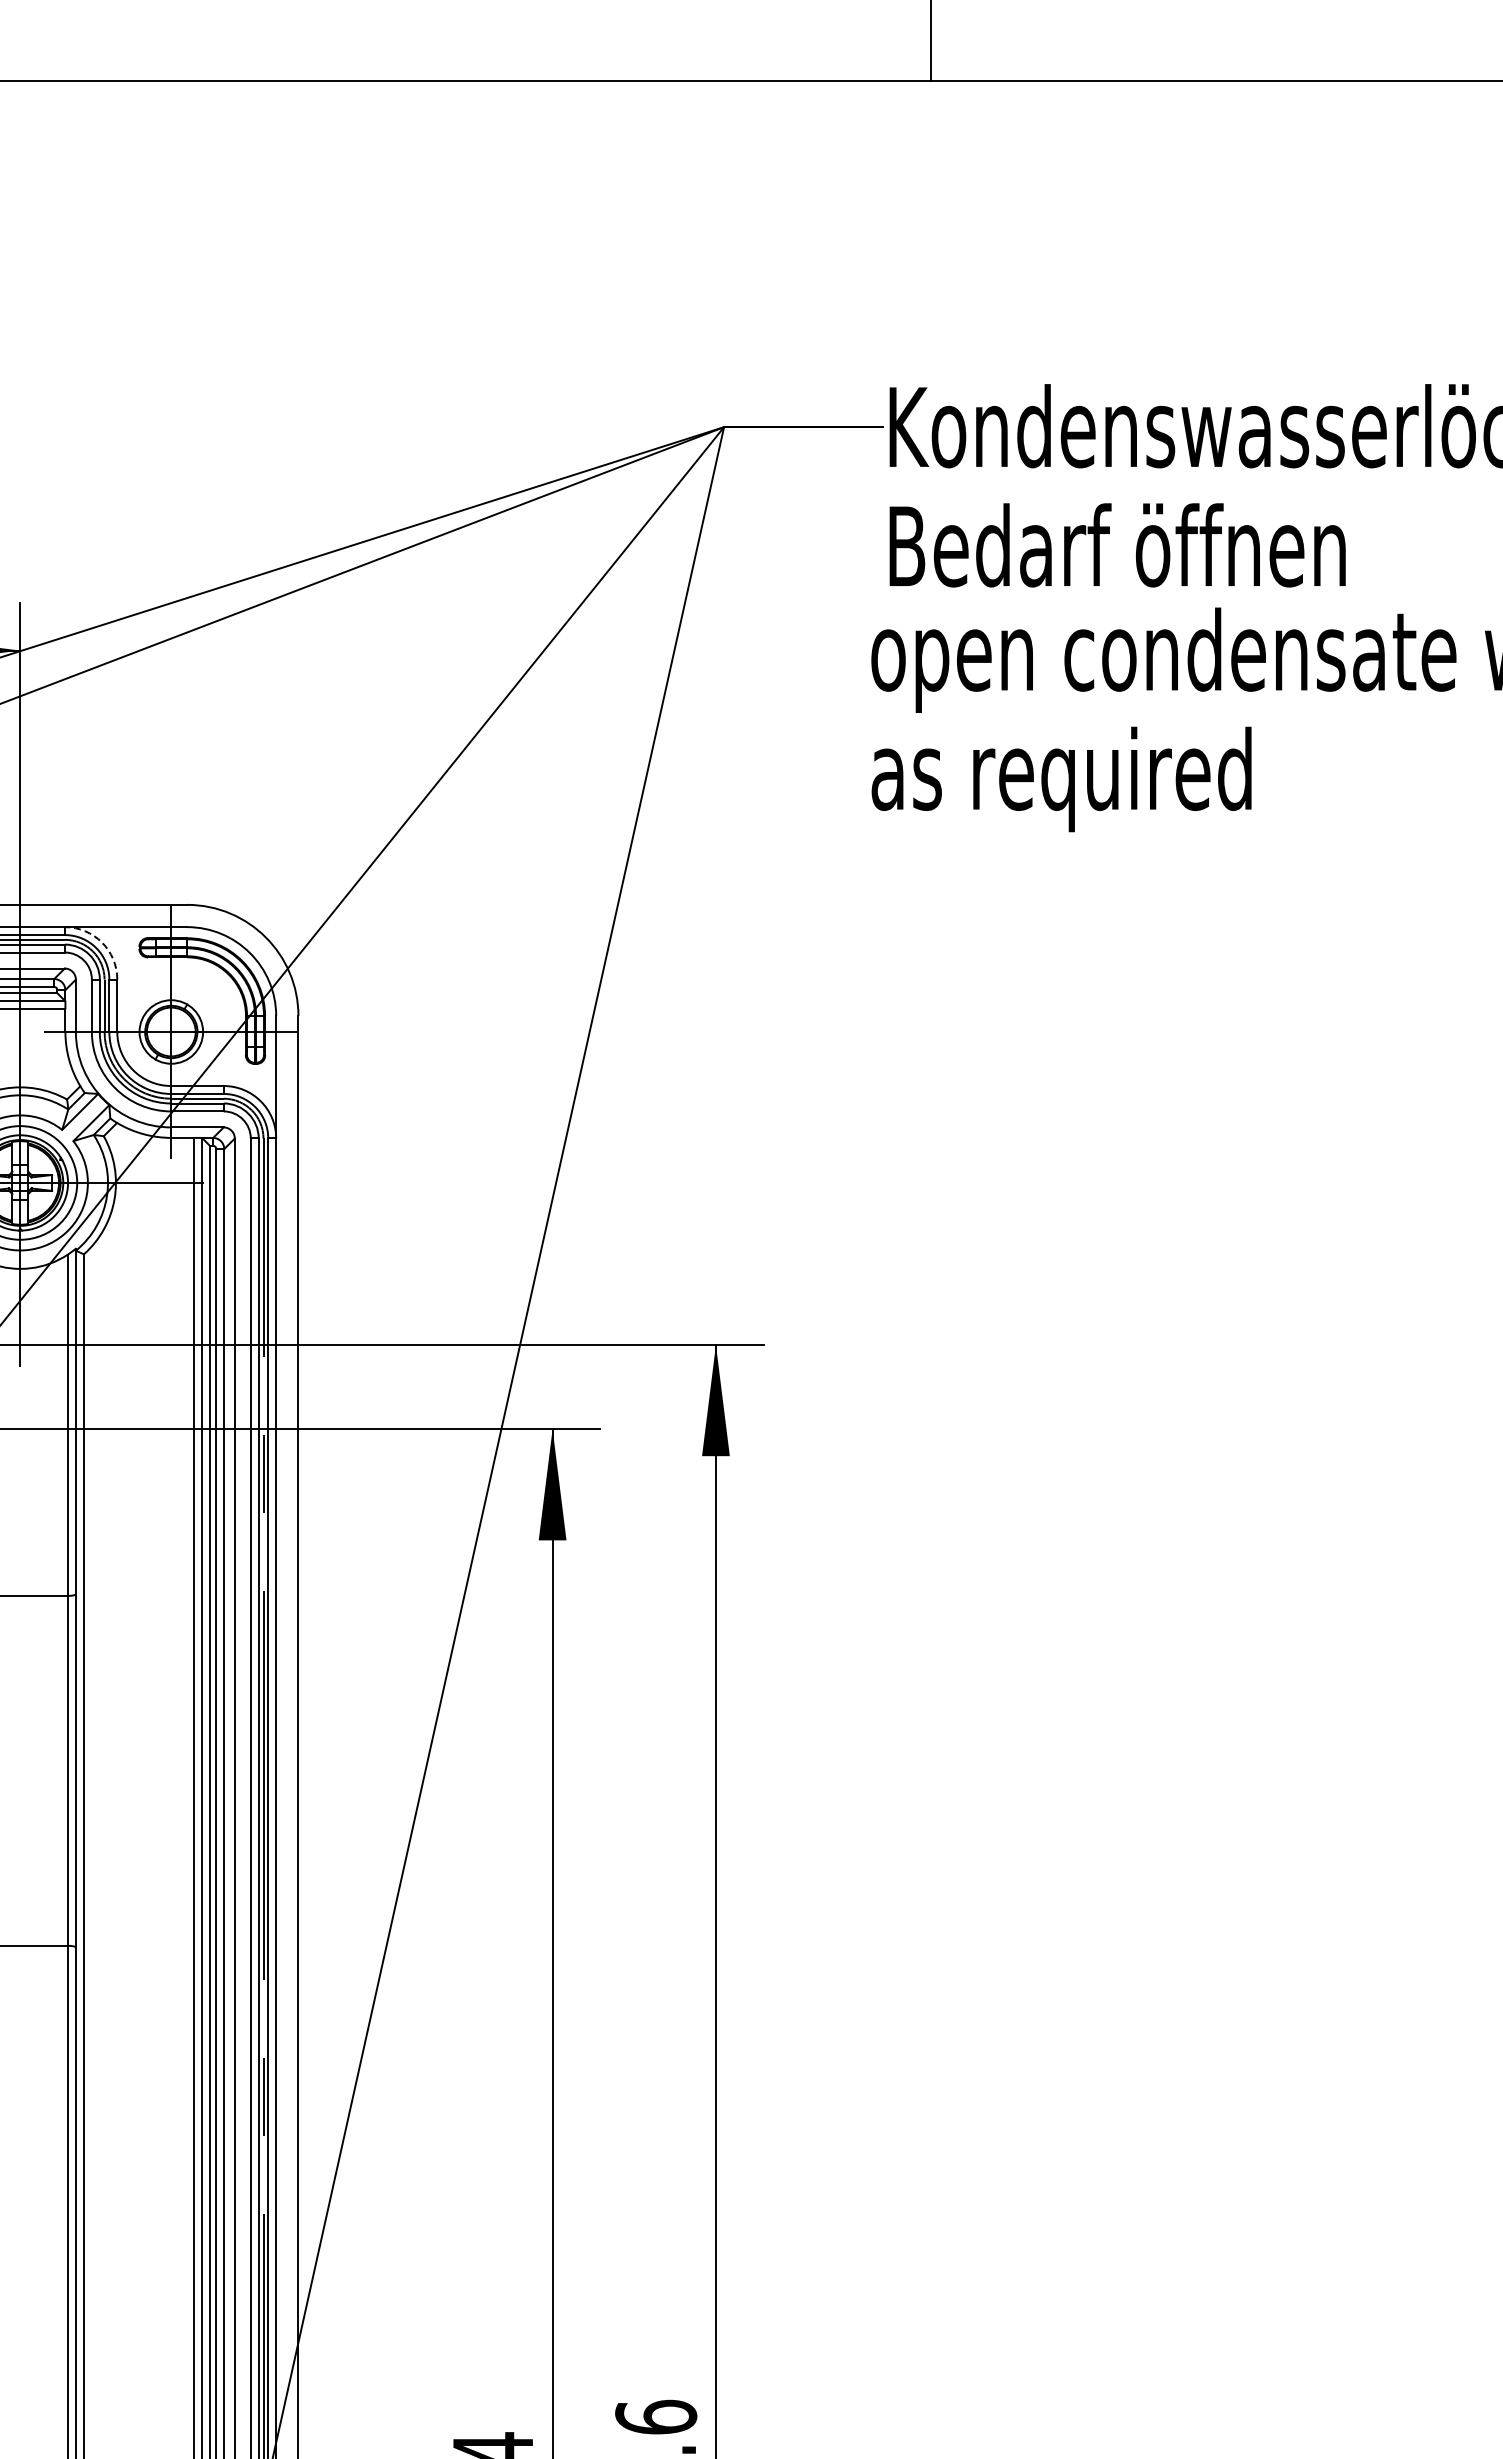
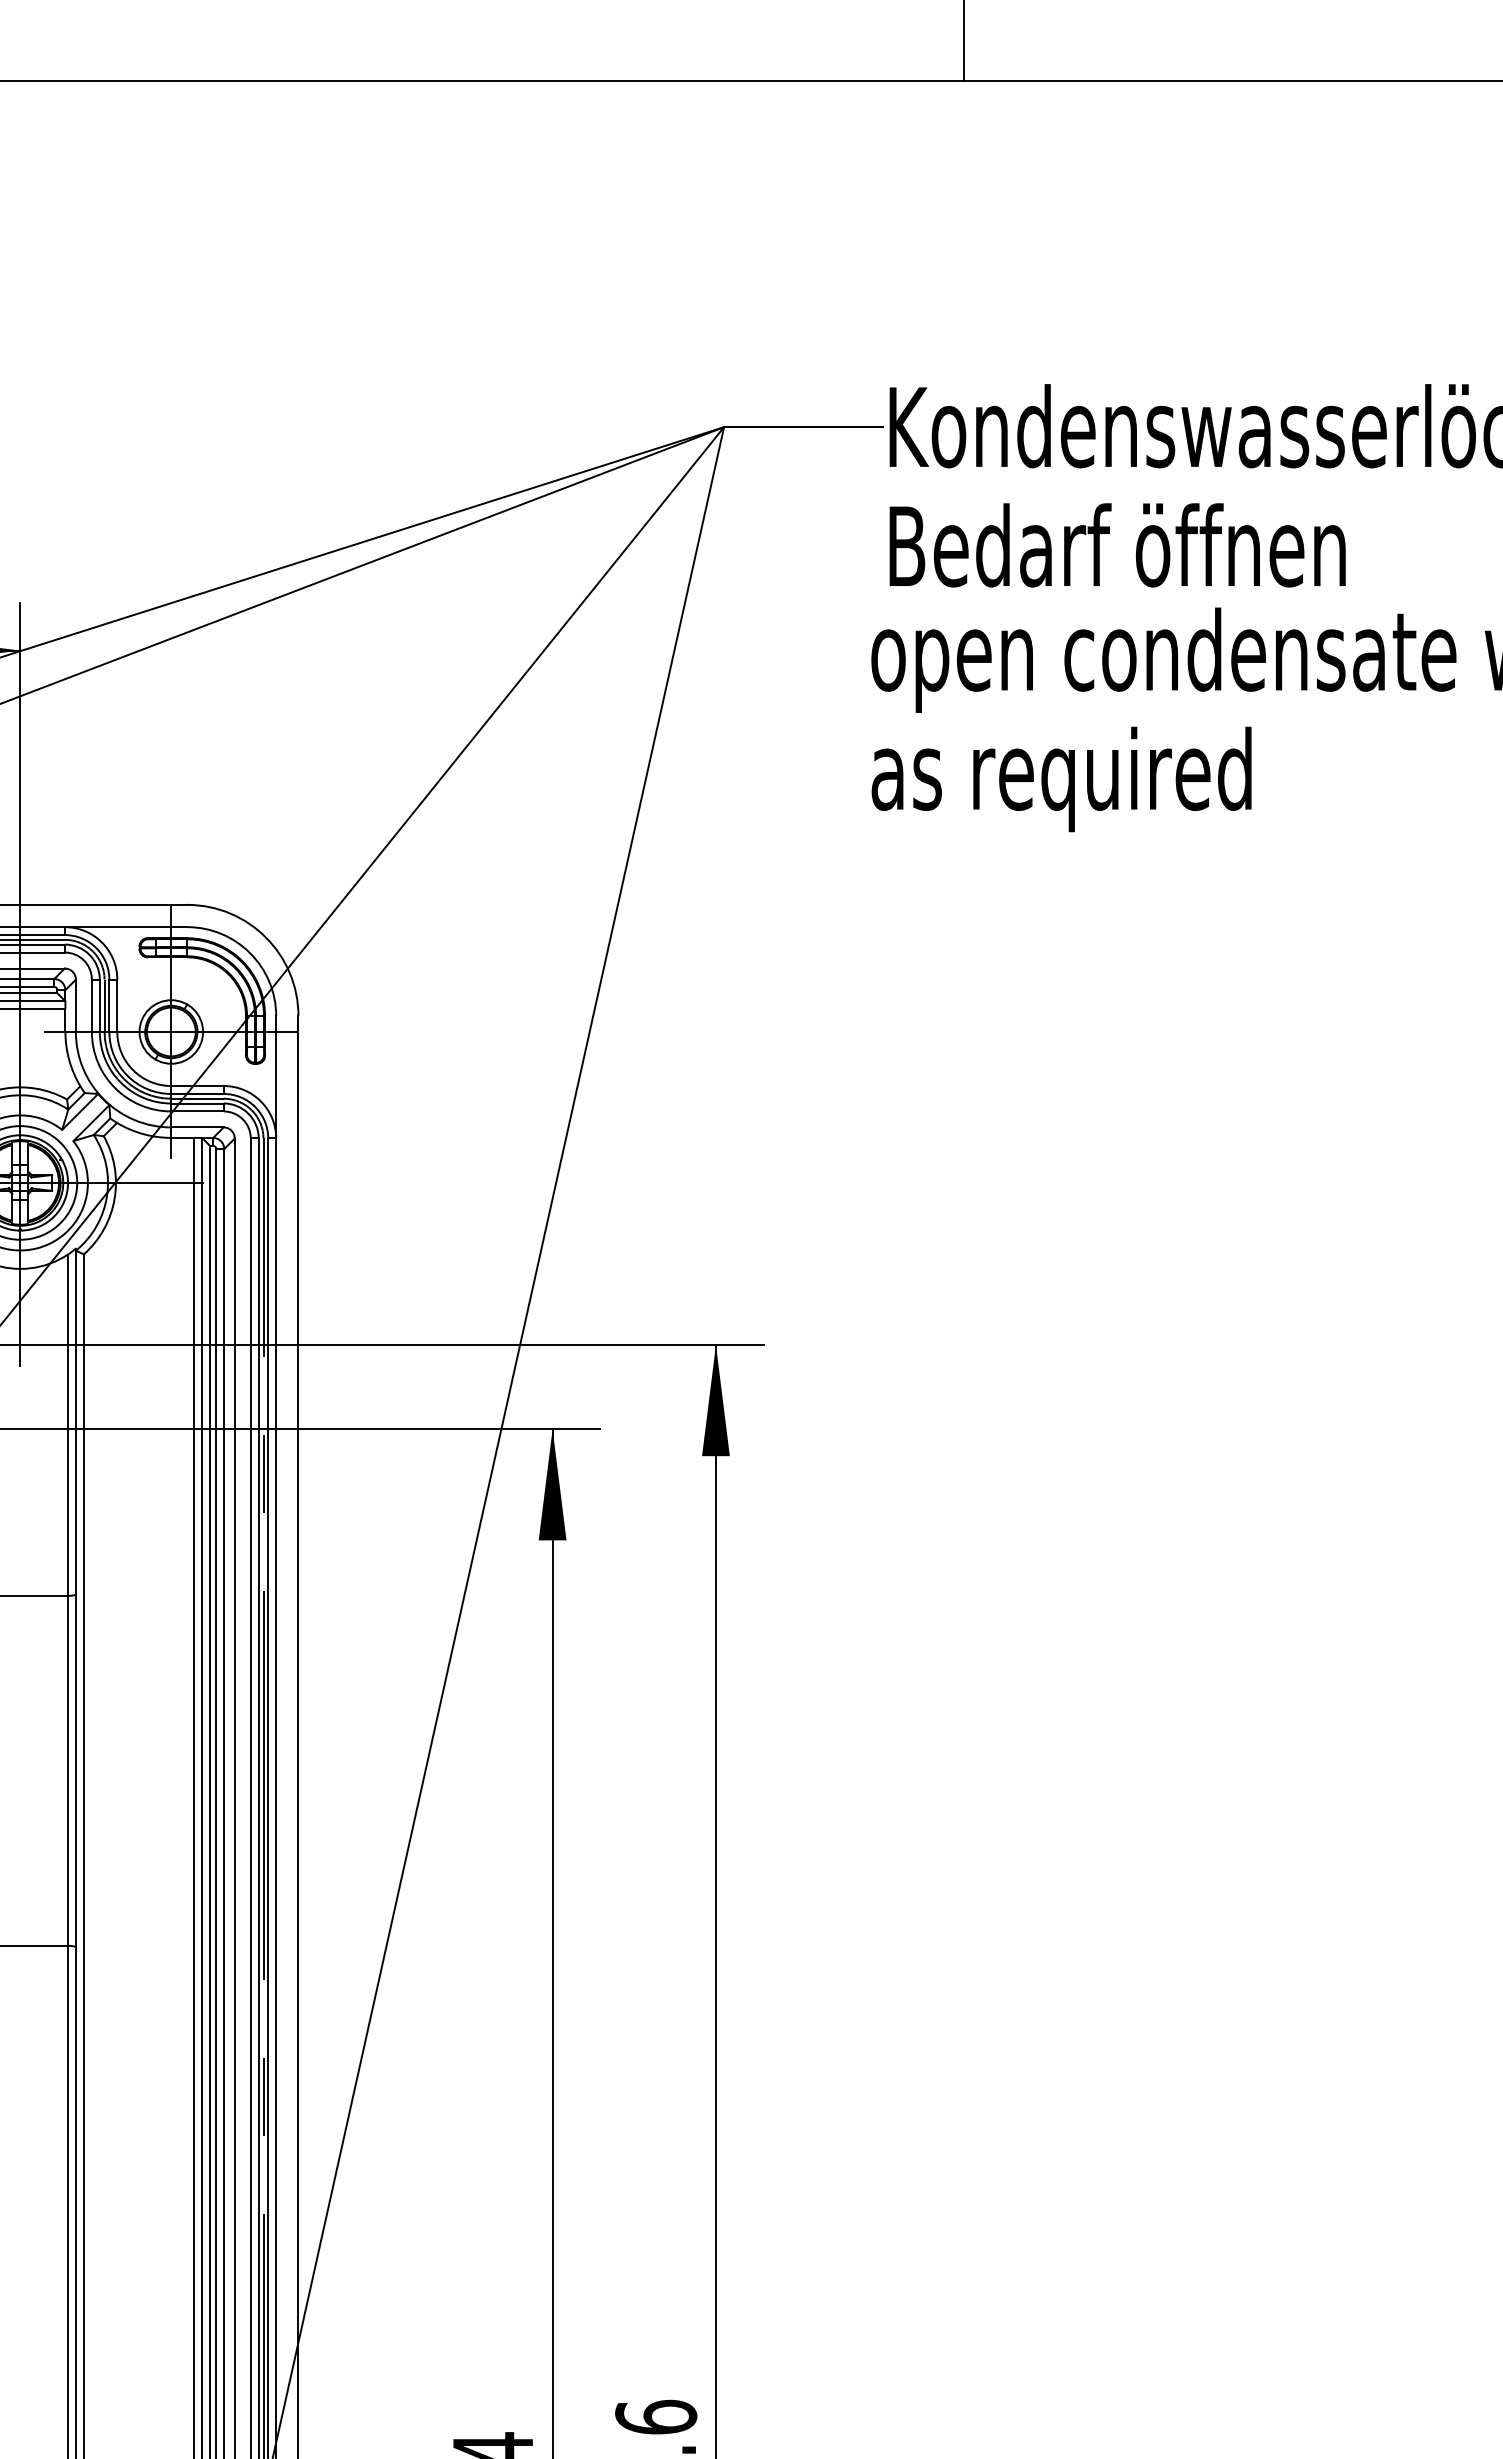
line position: (930, 41) -> (963, 41) (963, 41)
arc: dashed -> solid (101, 942)
